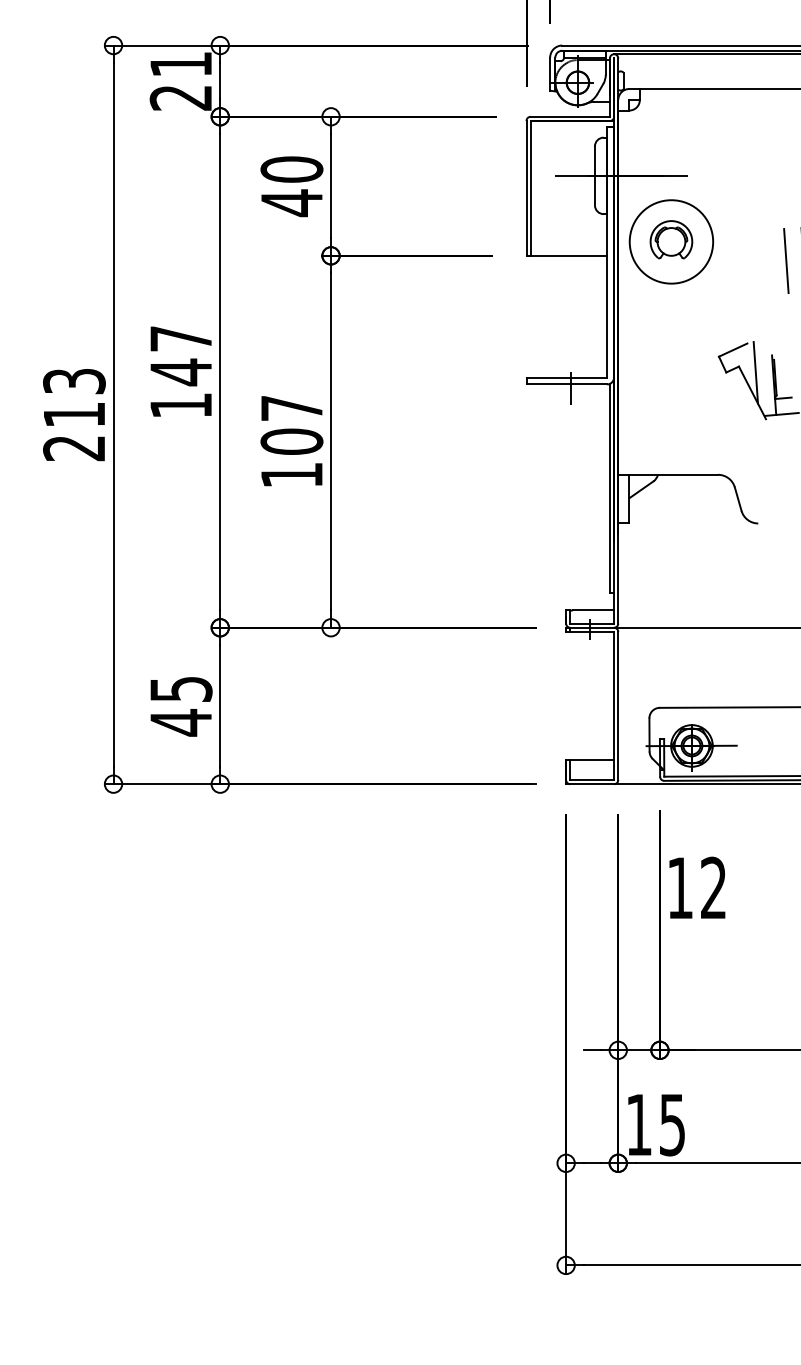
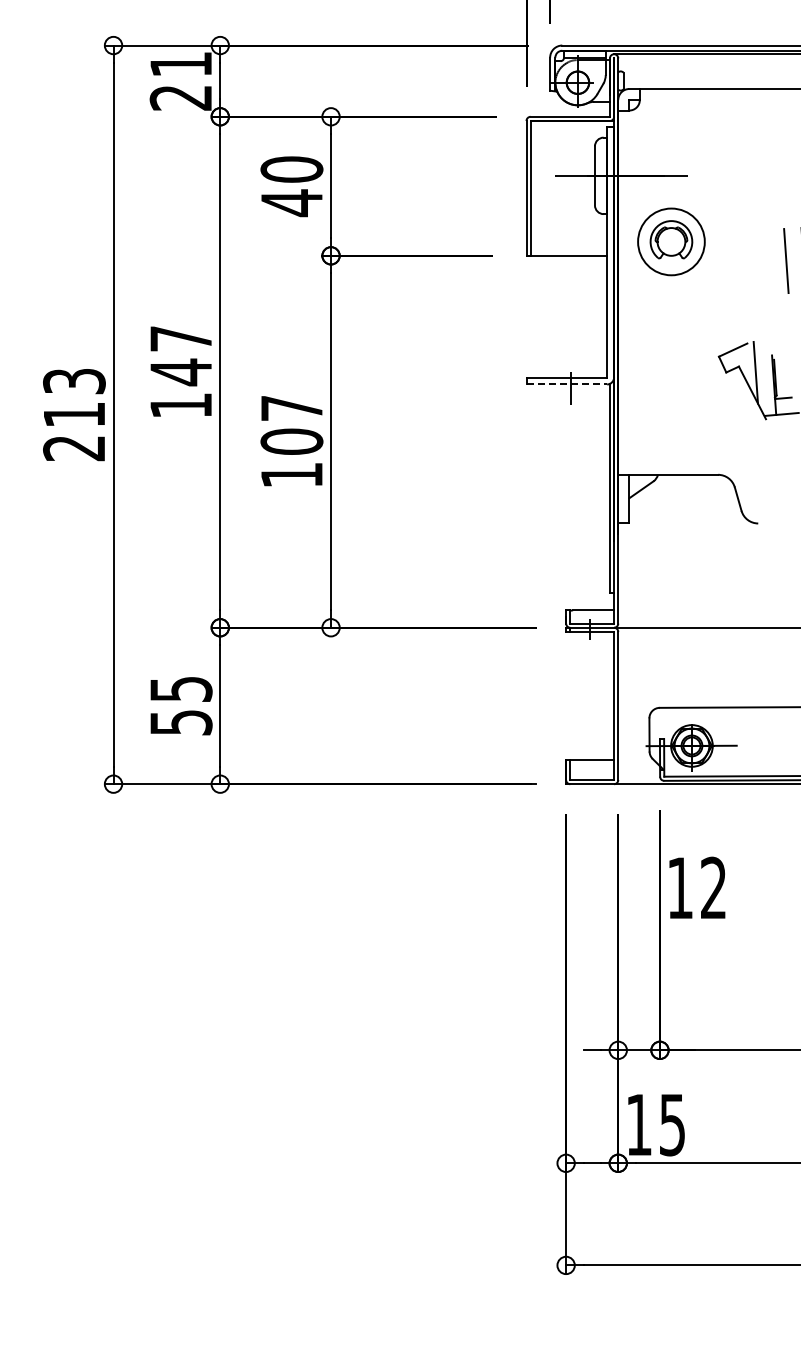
circle diameter: 83 px -> 67 px (671, 241)
line: solid -> dashed (567, 384)
text: 45 -> 55 (181, 722)
